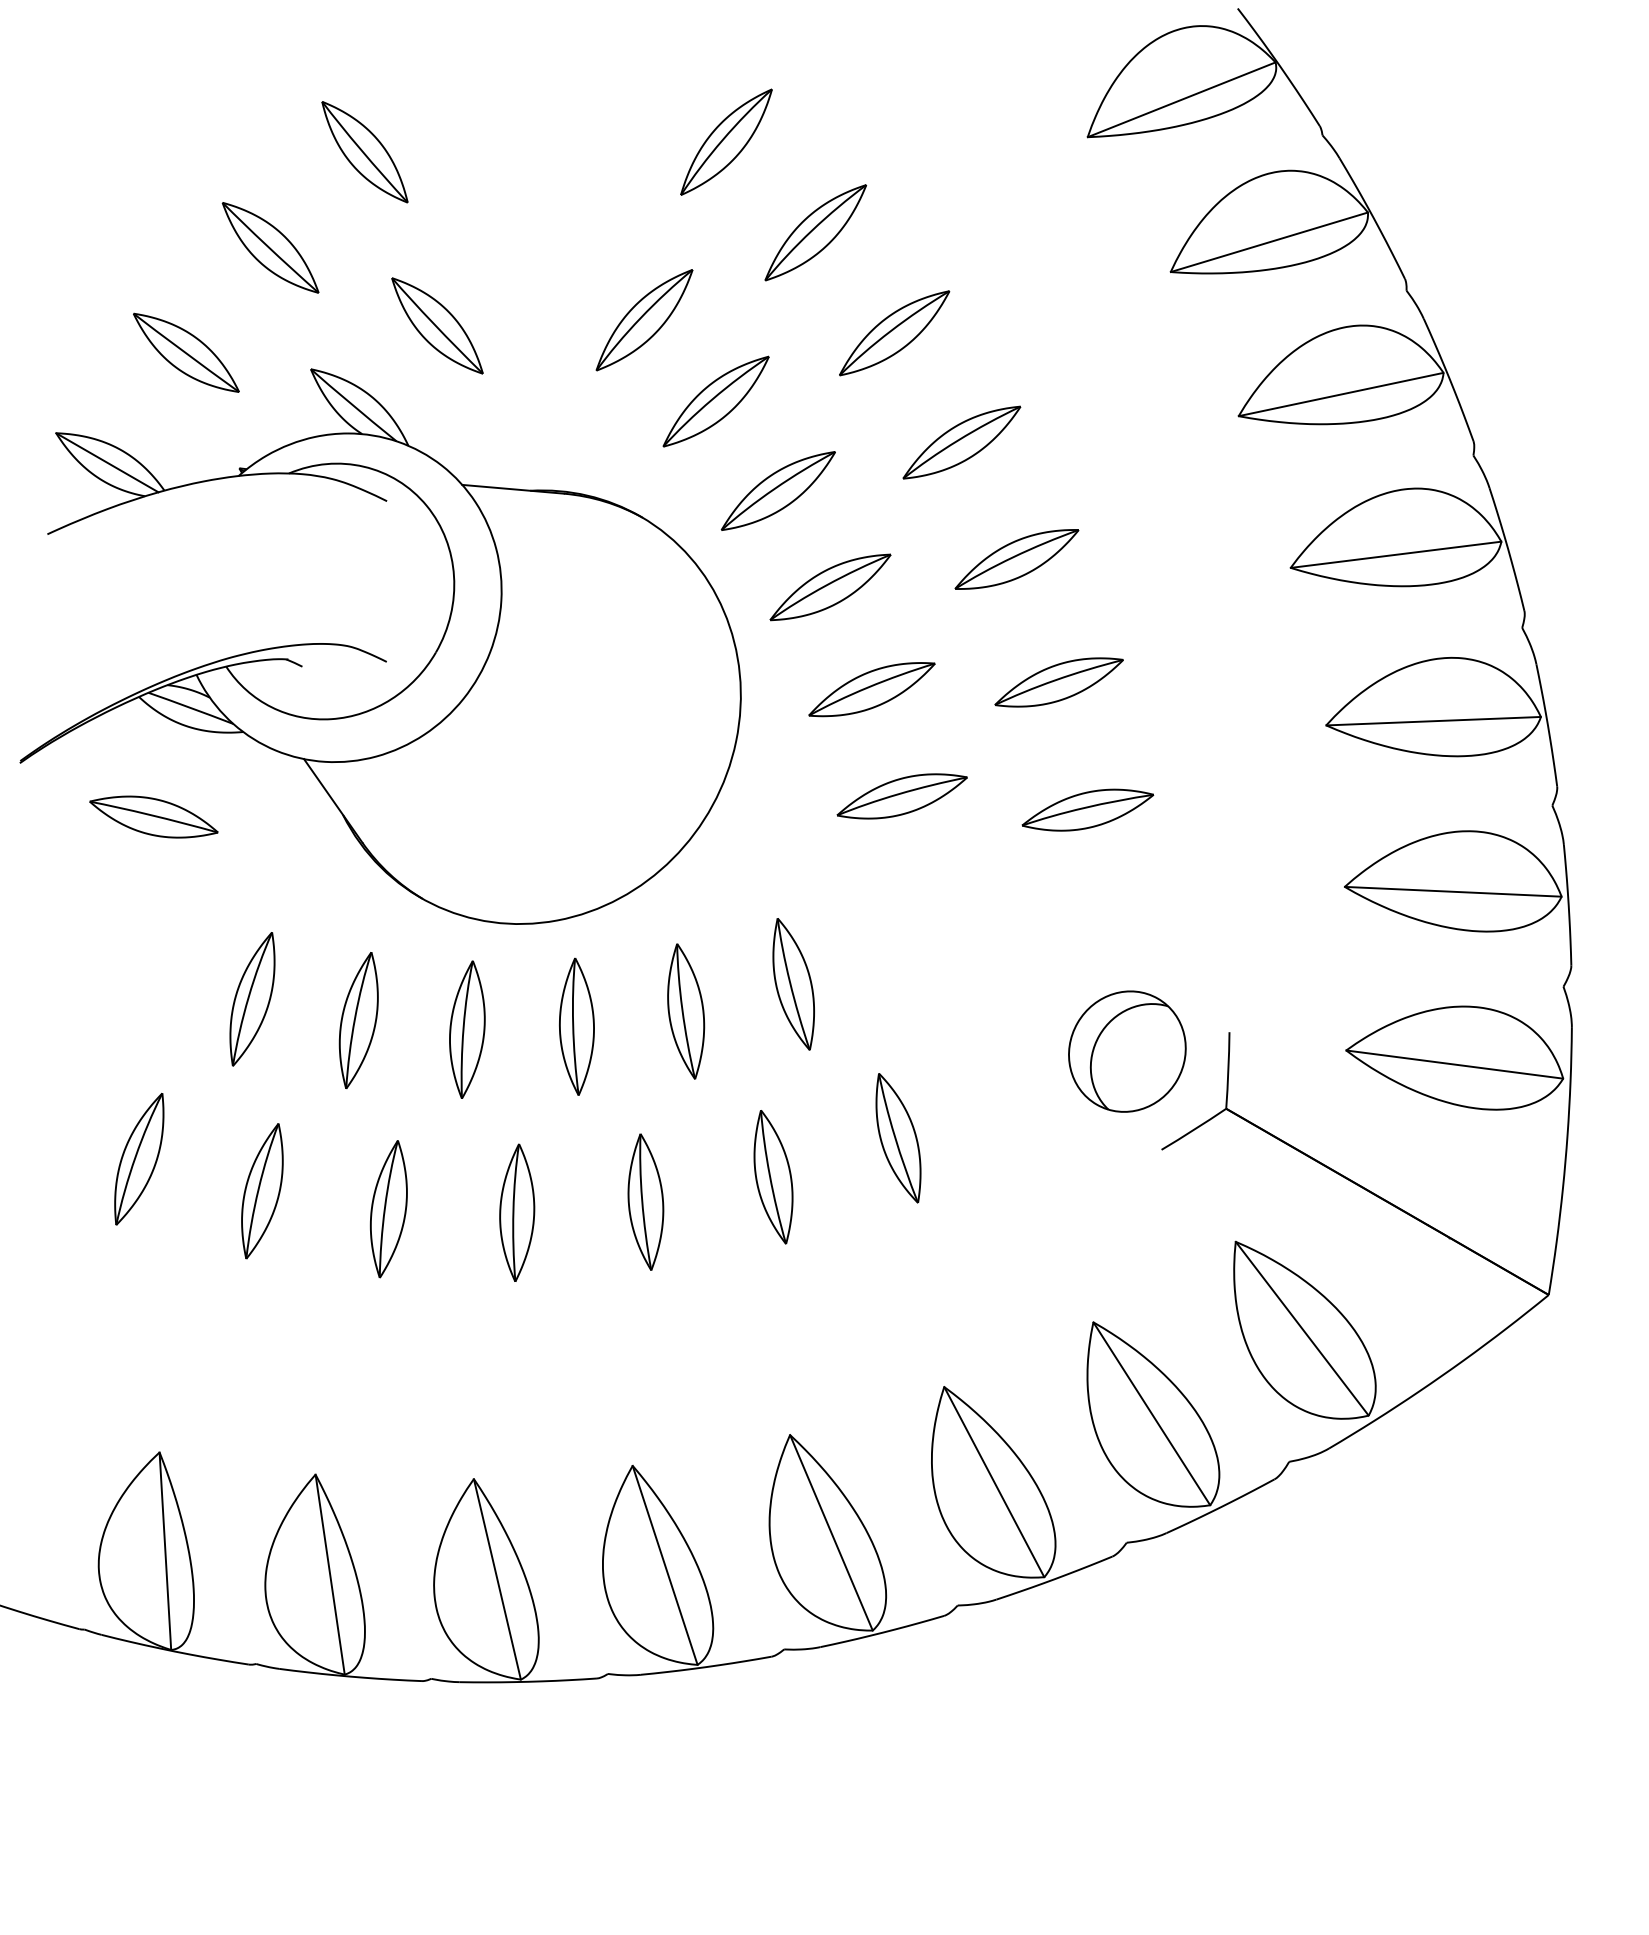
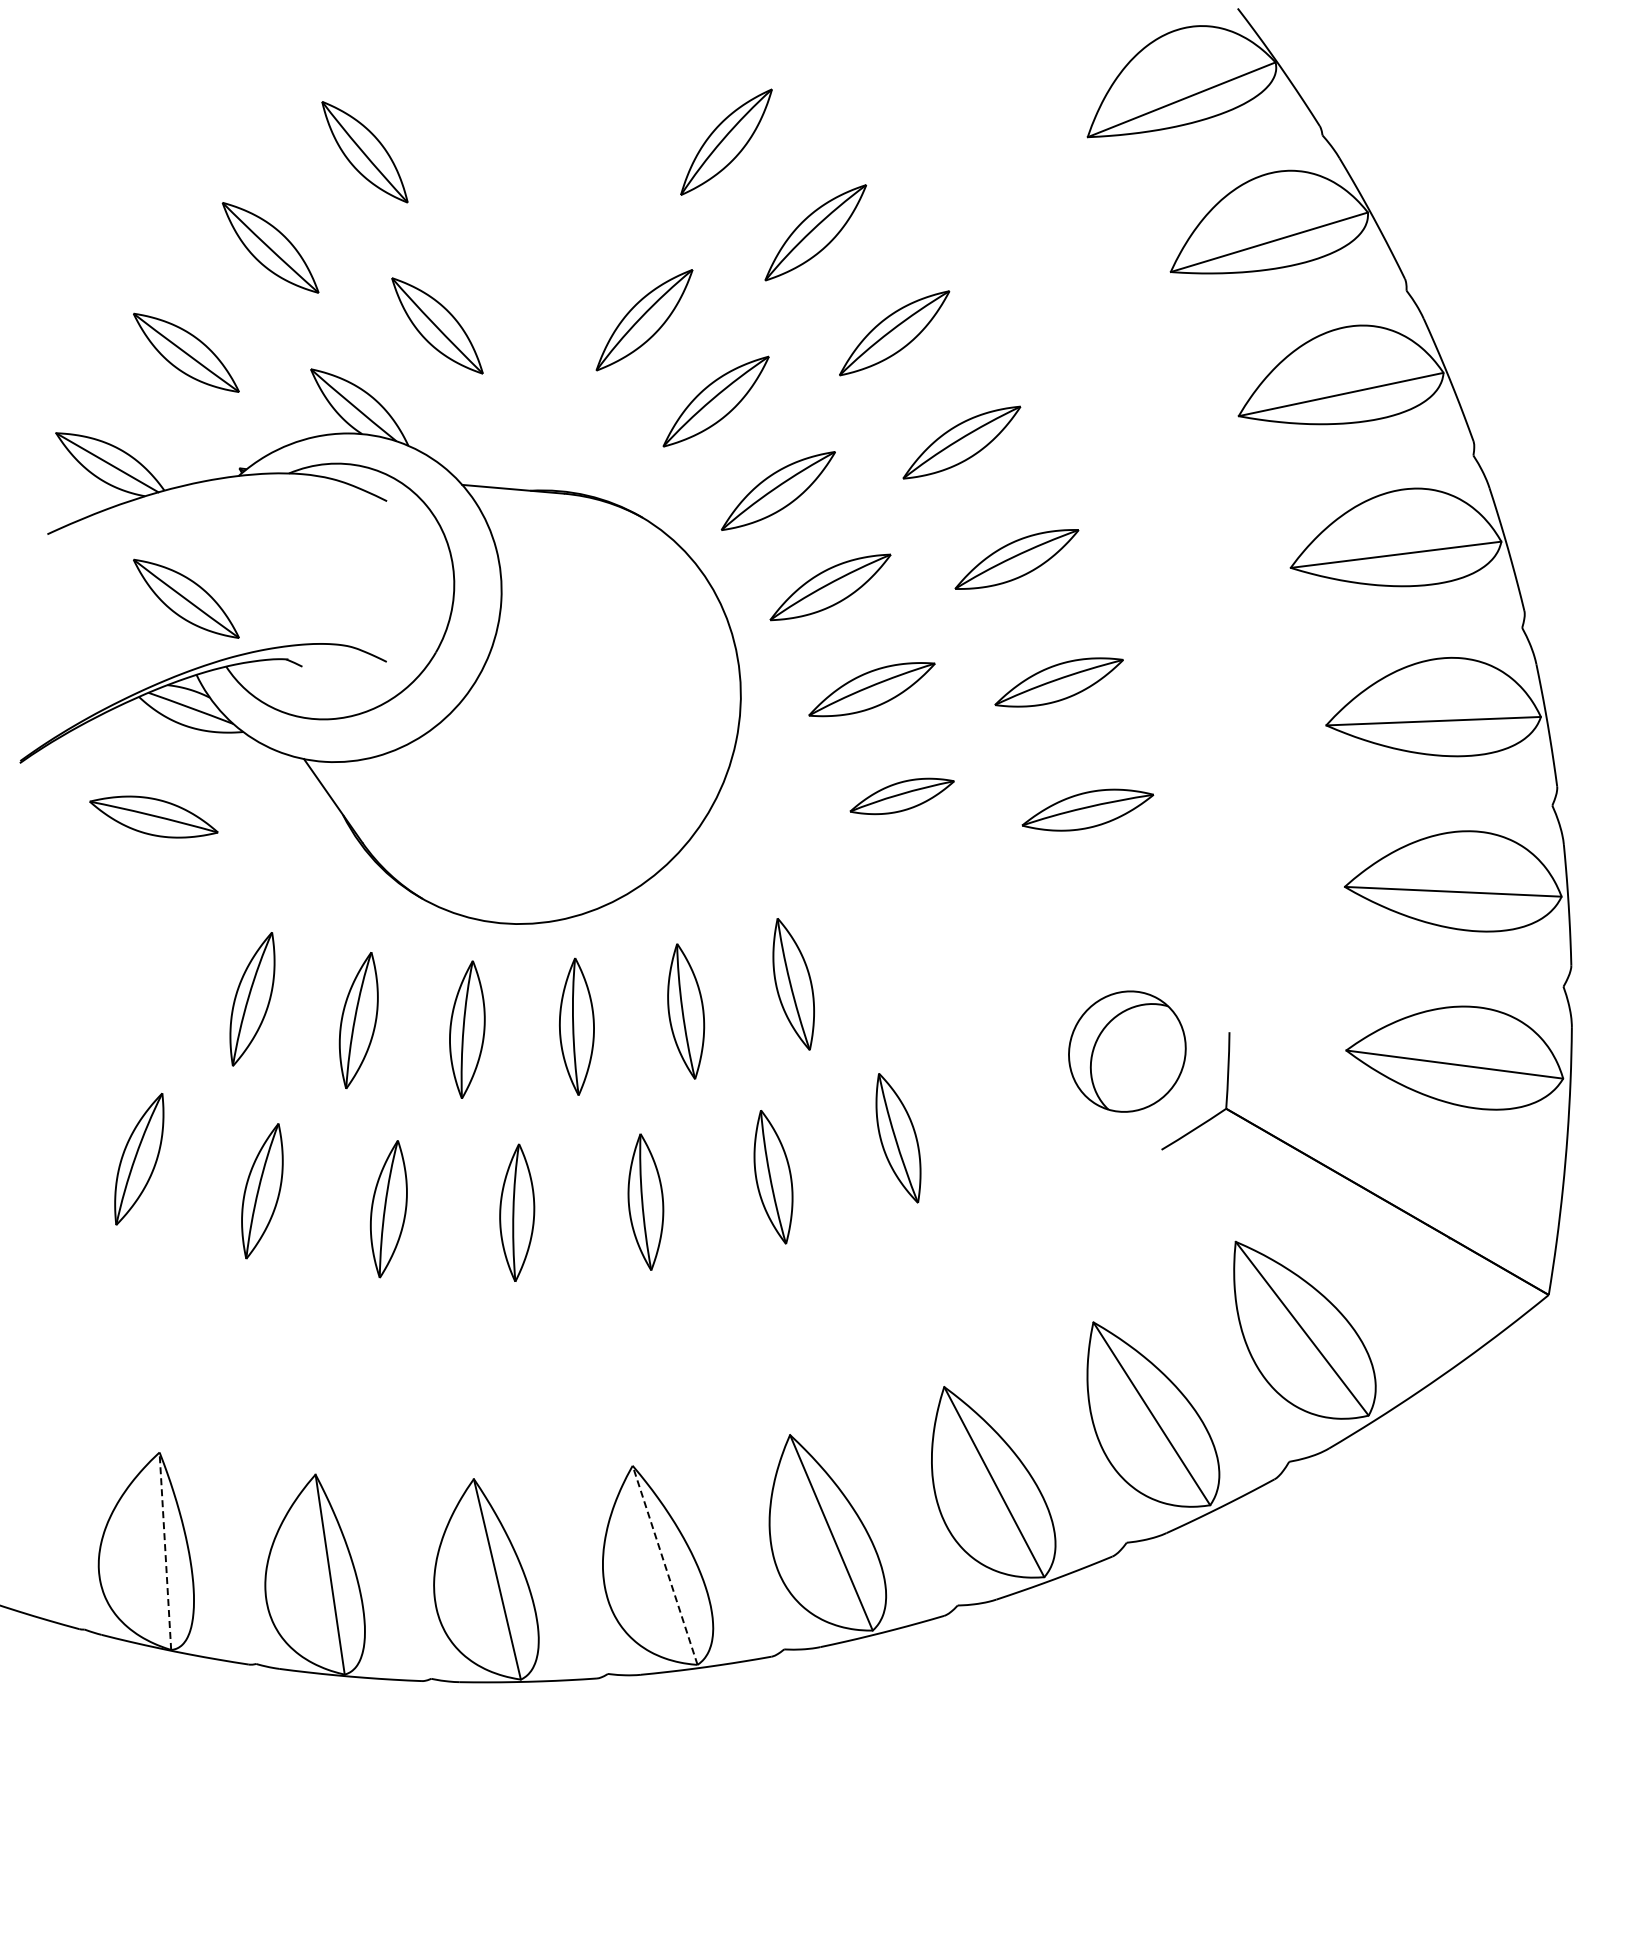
part: none -> present (186, 598)
part size: 132x47 px -> 106x39 px (901, 796)
line: solid -> dashed (165, 1551)
line: solid -> dashed (665, 1565)
